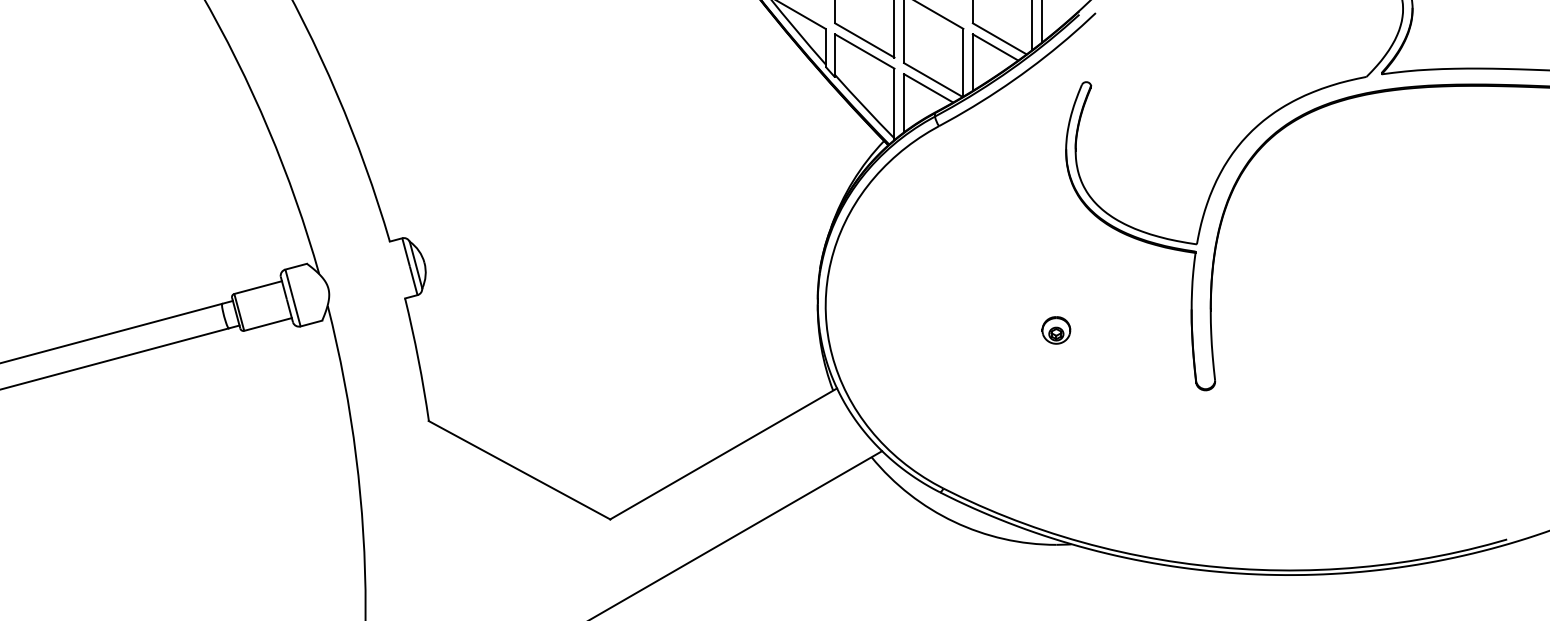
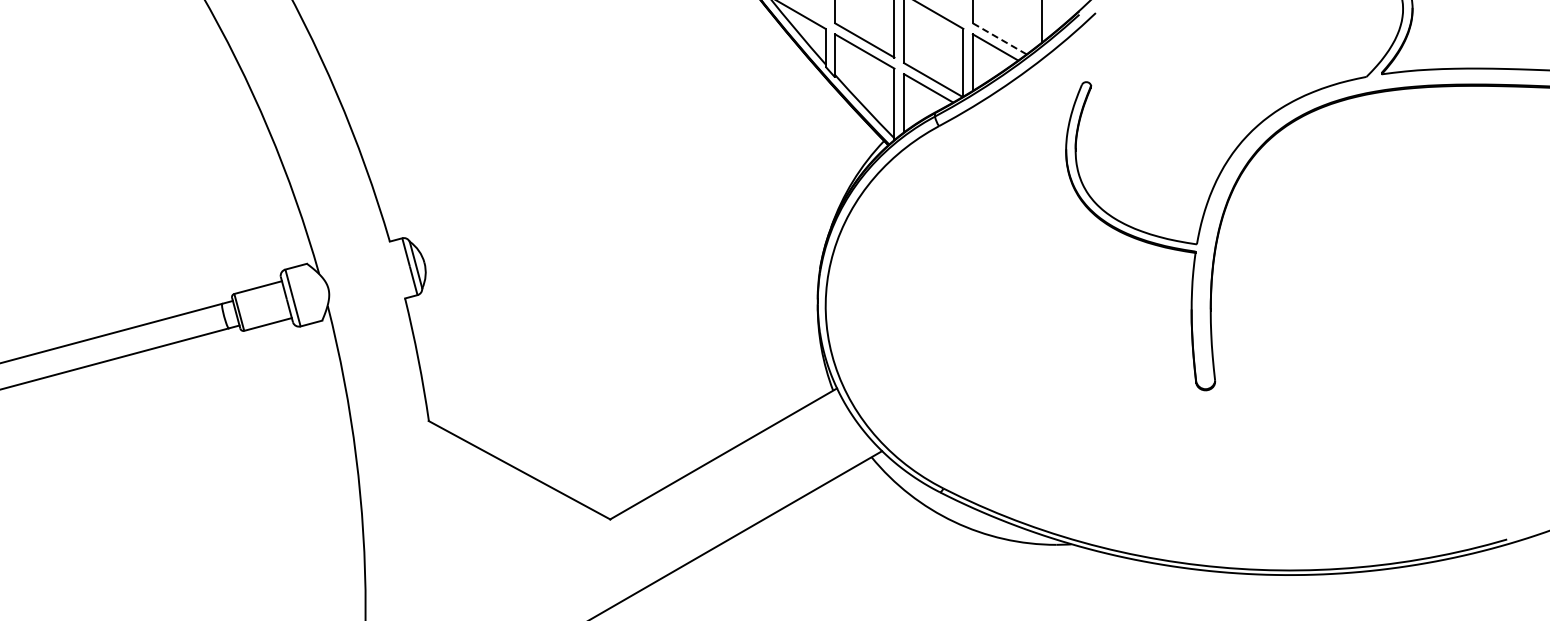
line: present -> none (1032, 26)
line: solid -> dashed (999, 38)
part: present -> none (1056, 330)
